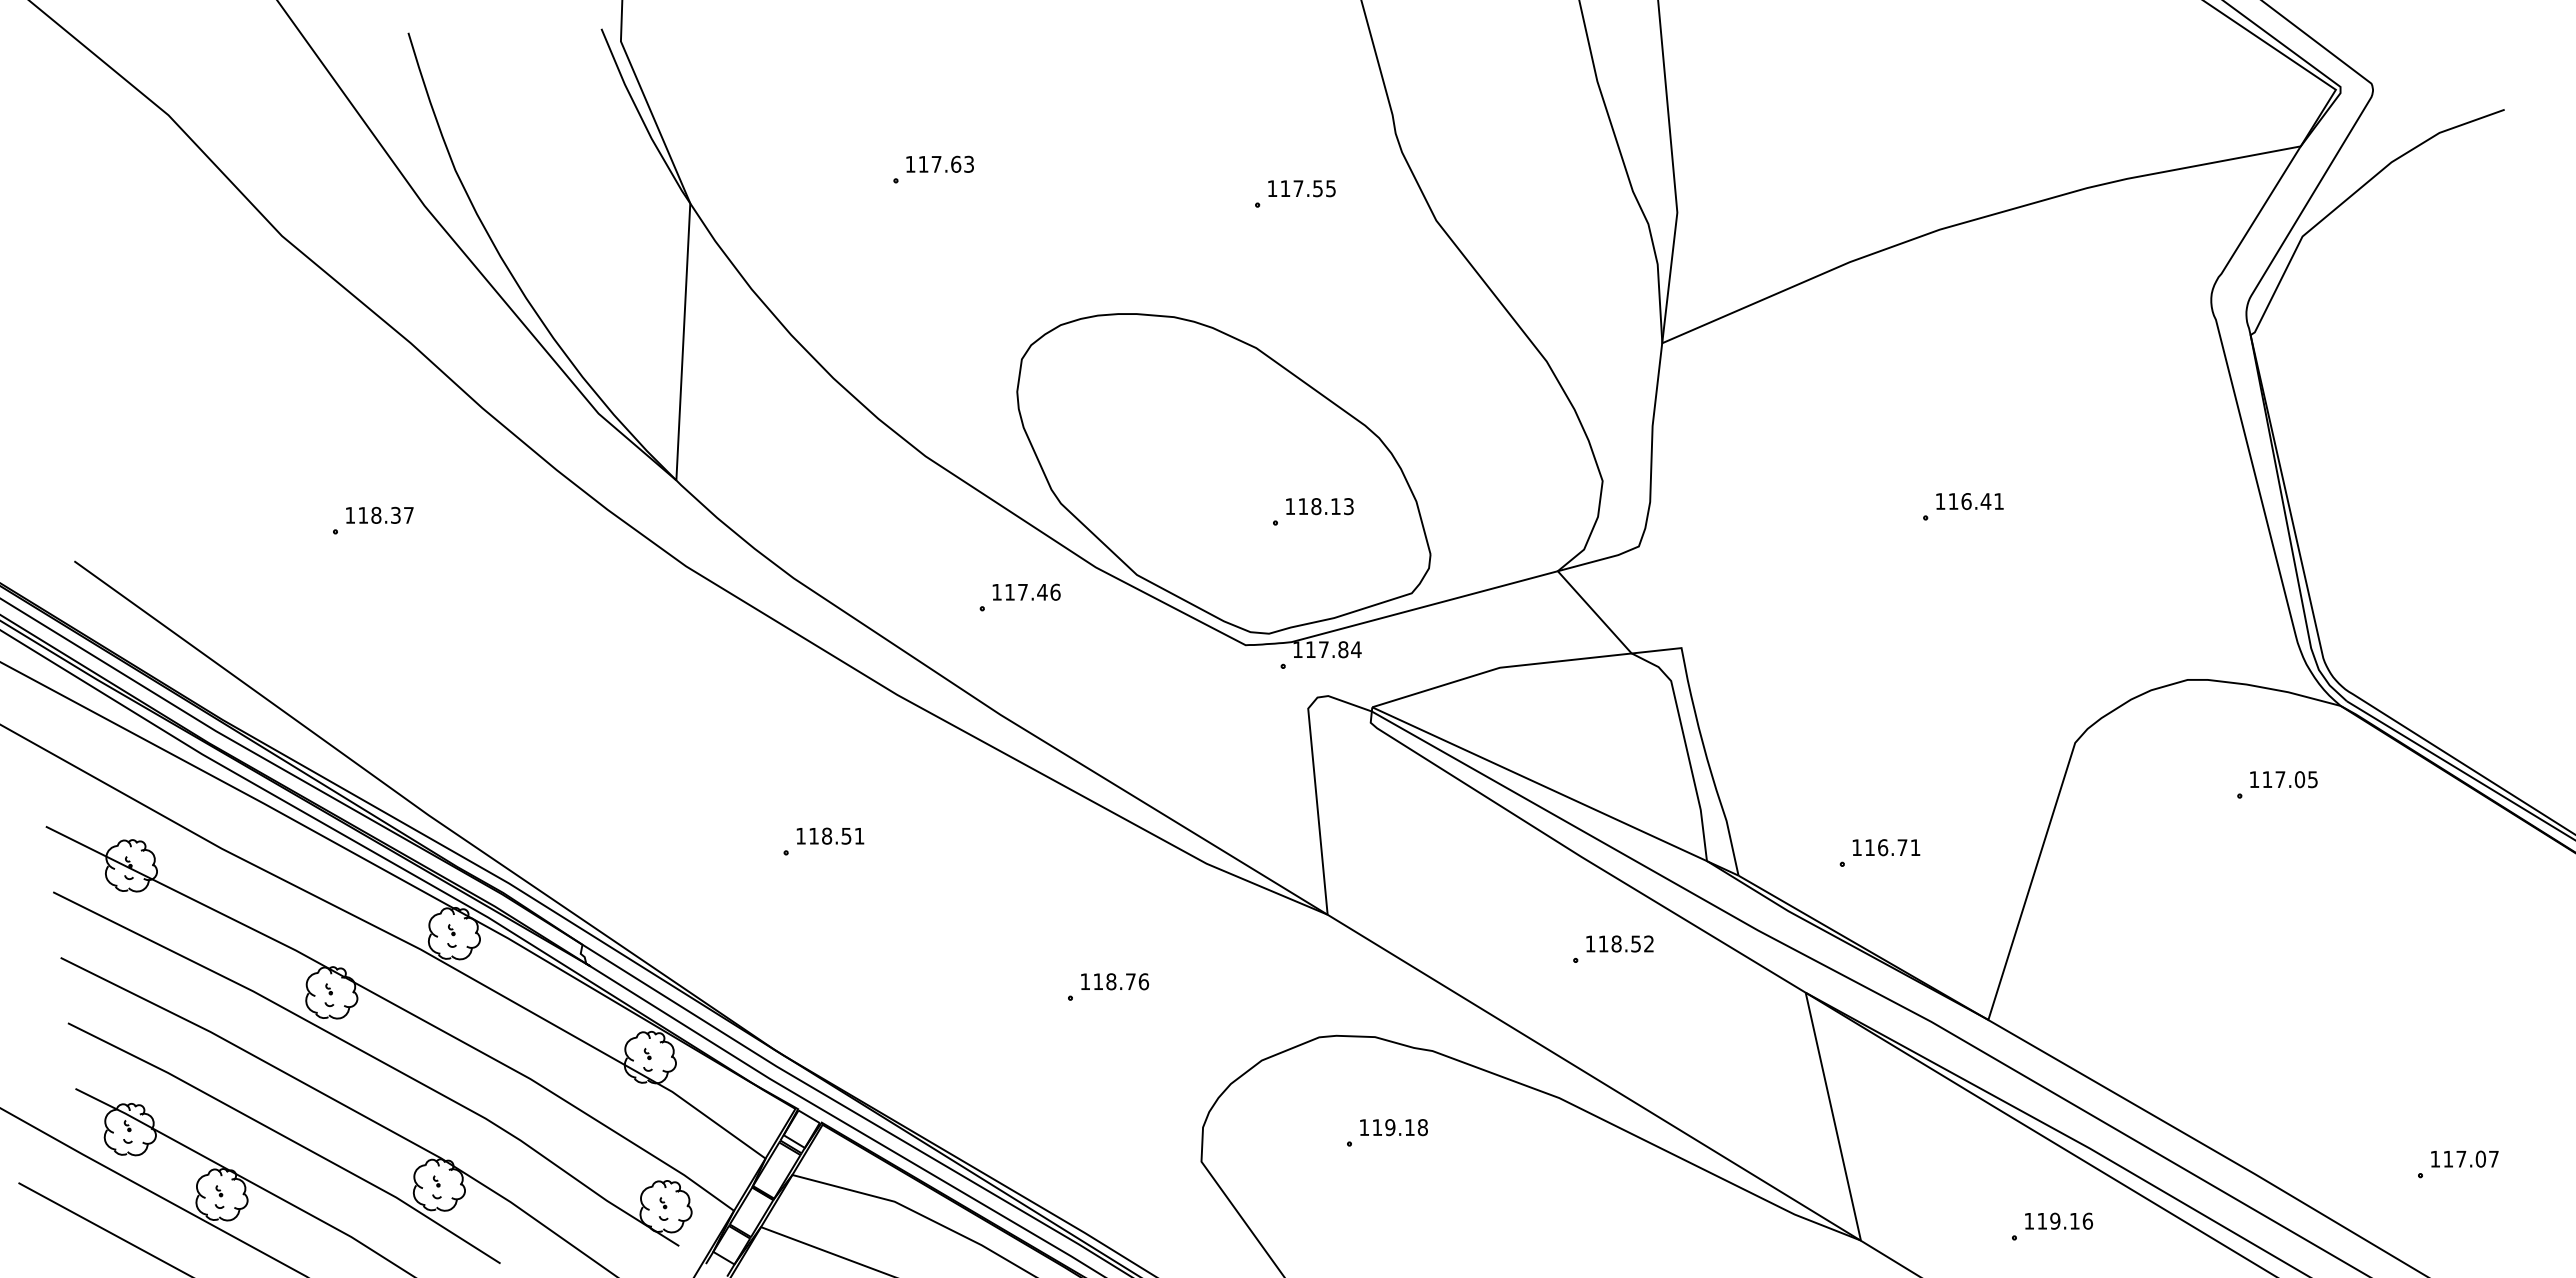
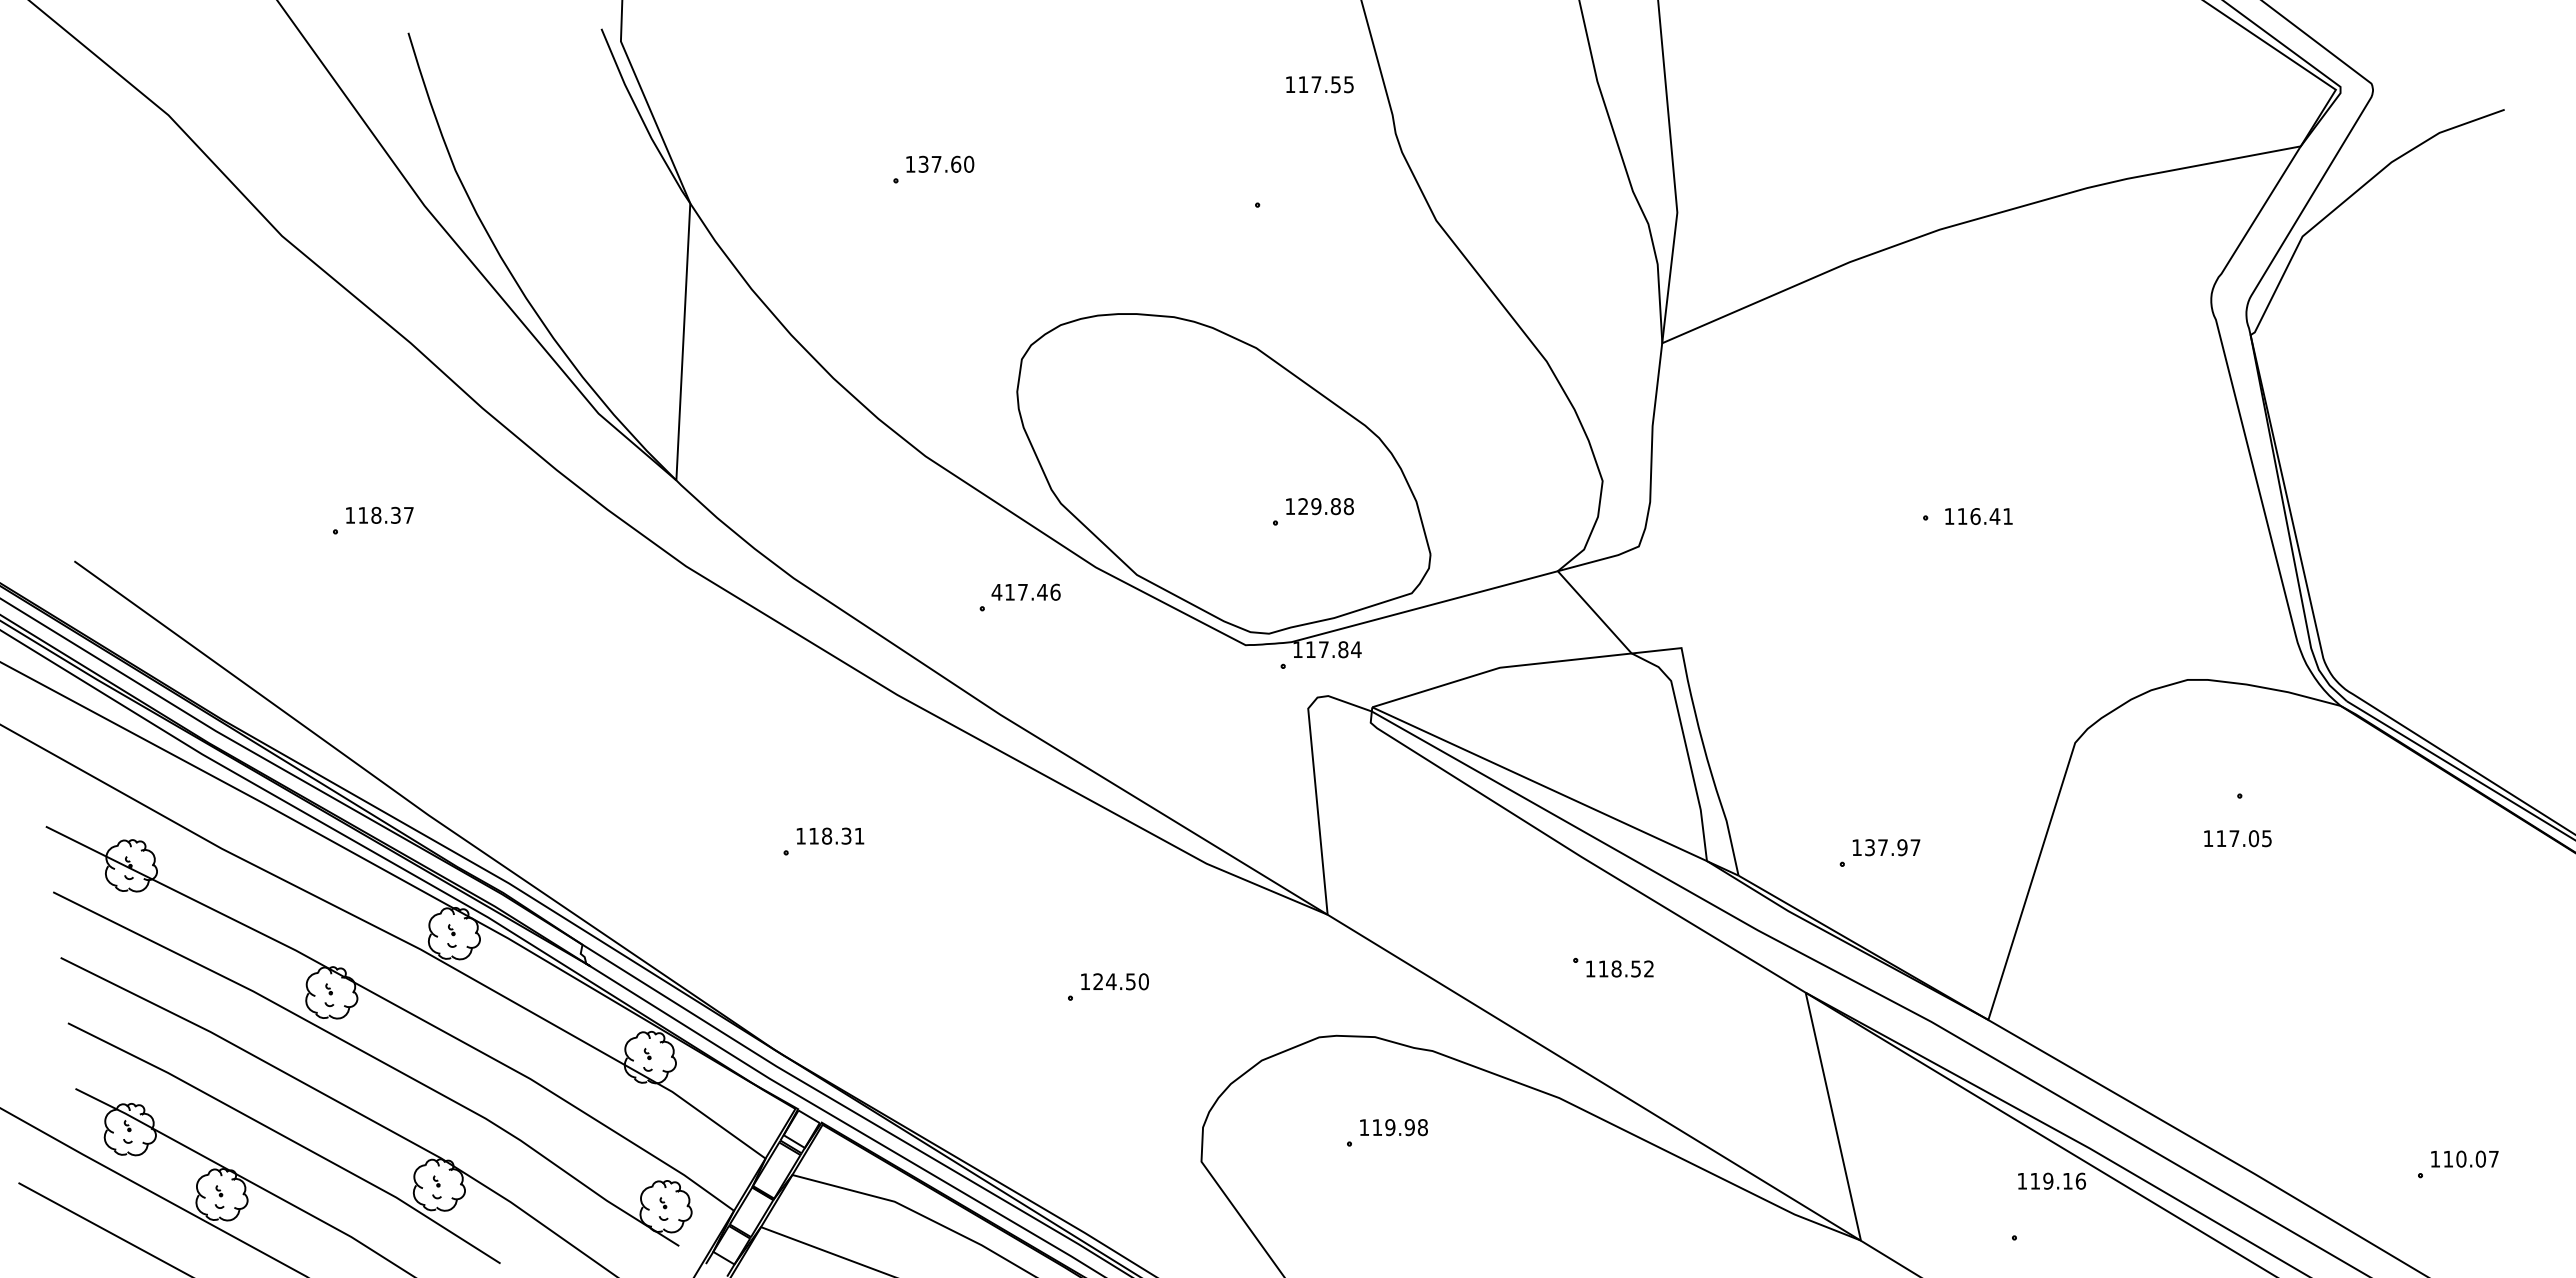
text: 117.63 -> 137.60 (946, 163)
text position: (1301, 188) -> (1319, 84) (1319, 84)
text position: (1969, 501) -> (1978, 516) (1978, 516)
text: 118.13 -> 129.88 (1325, 506)
text: 117.46 -> 417.46 (996, 592)
text position: (2283, 779) -> (2237, 838) (2237, 838)
text: 118.51 -> 118.31 (846, 835)
text: 116.71 -> 137.97 (1892, 847)
text position: (1619, 943) -> (1619, 968) (1619, 968)
text: 118.76 -> 124.50 (1121, 981)
text: 119.18 -> 119.98 (1409, 1127)
text: 117.07 -> 110.07 (2461, 1158)
text position: (2058, 1220) -> (2051, 1180) (2051, 1180)
